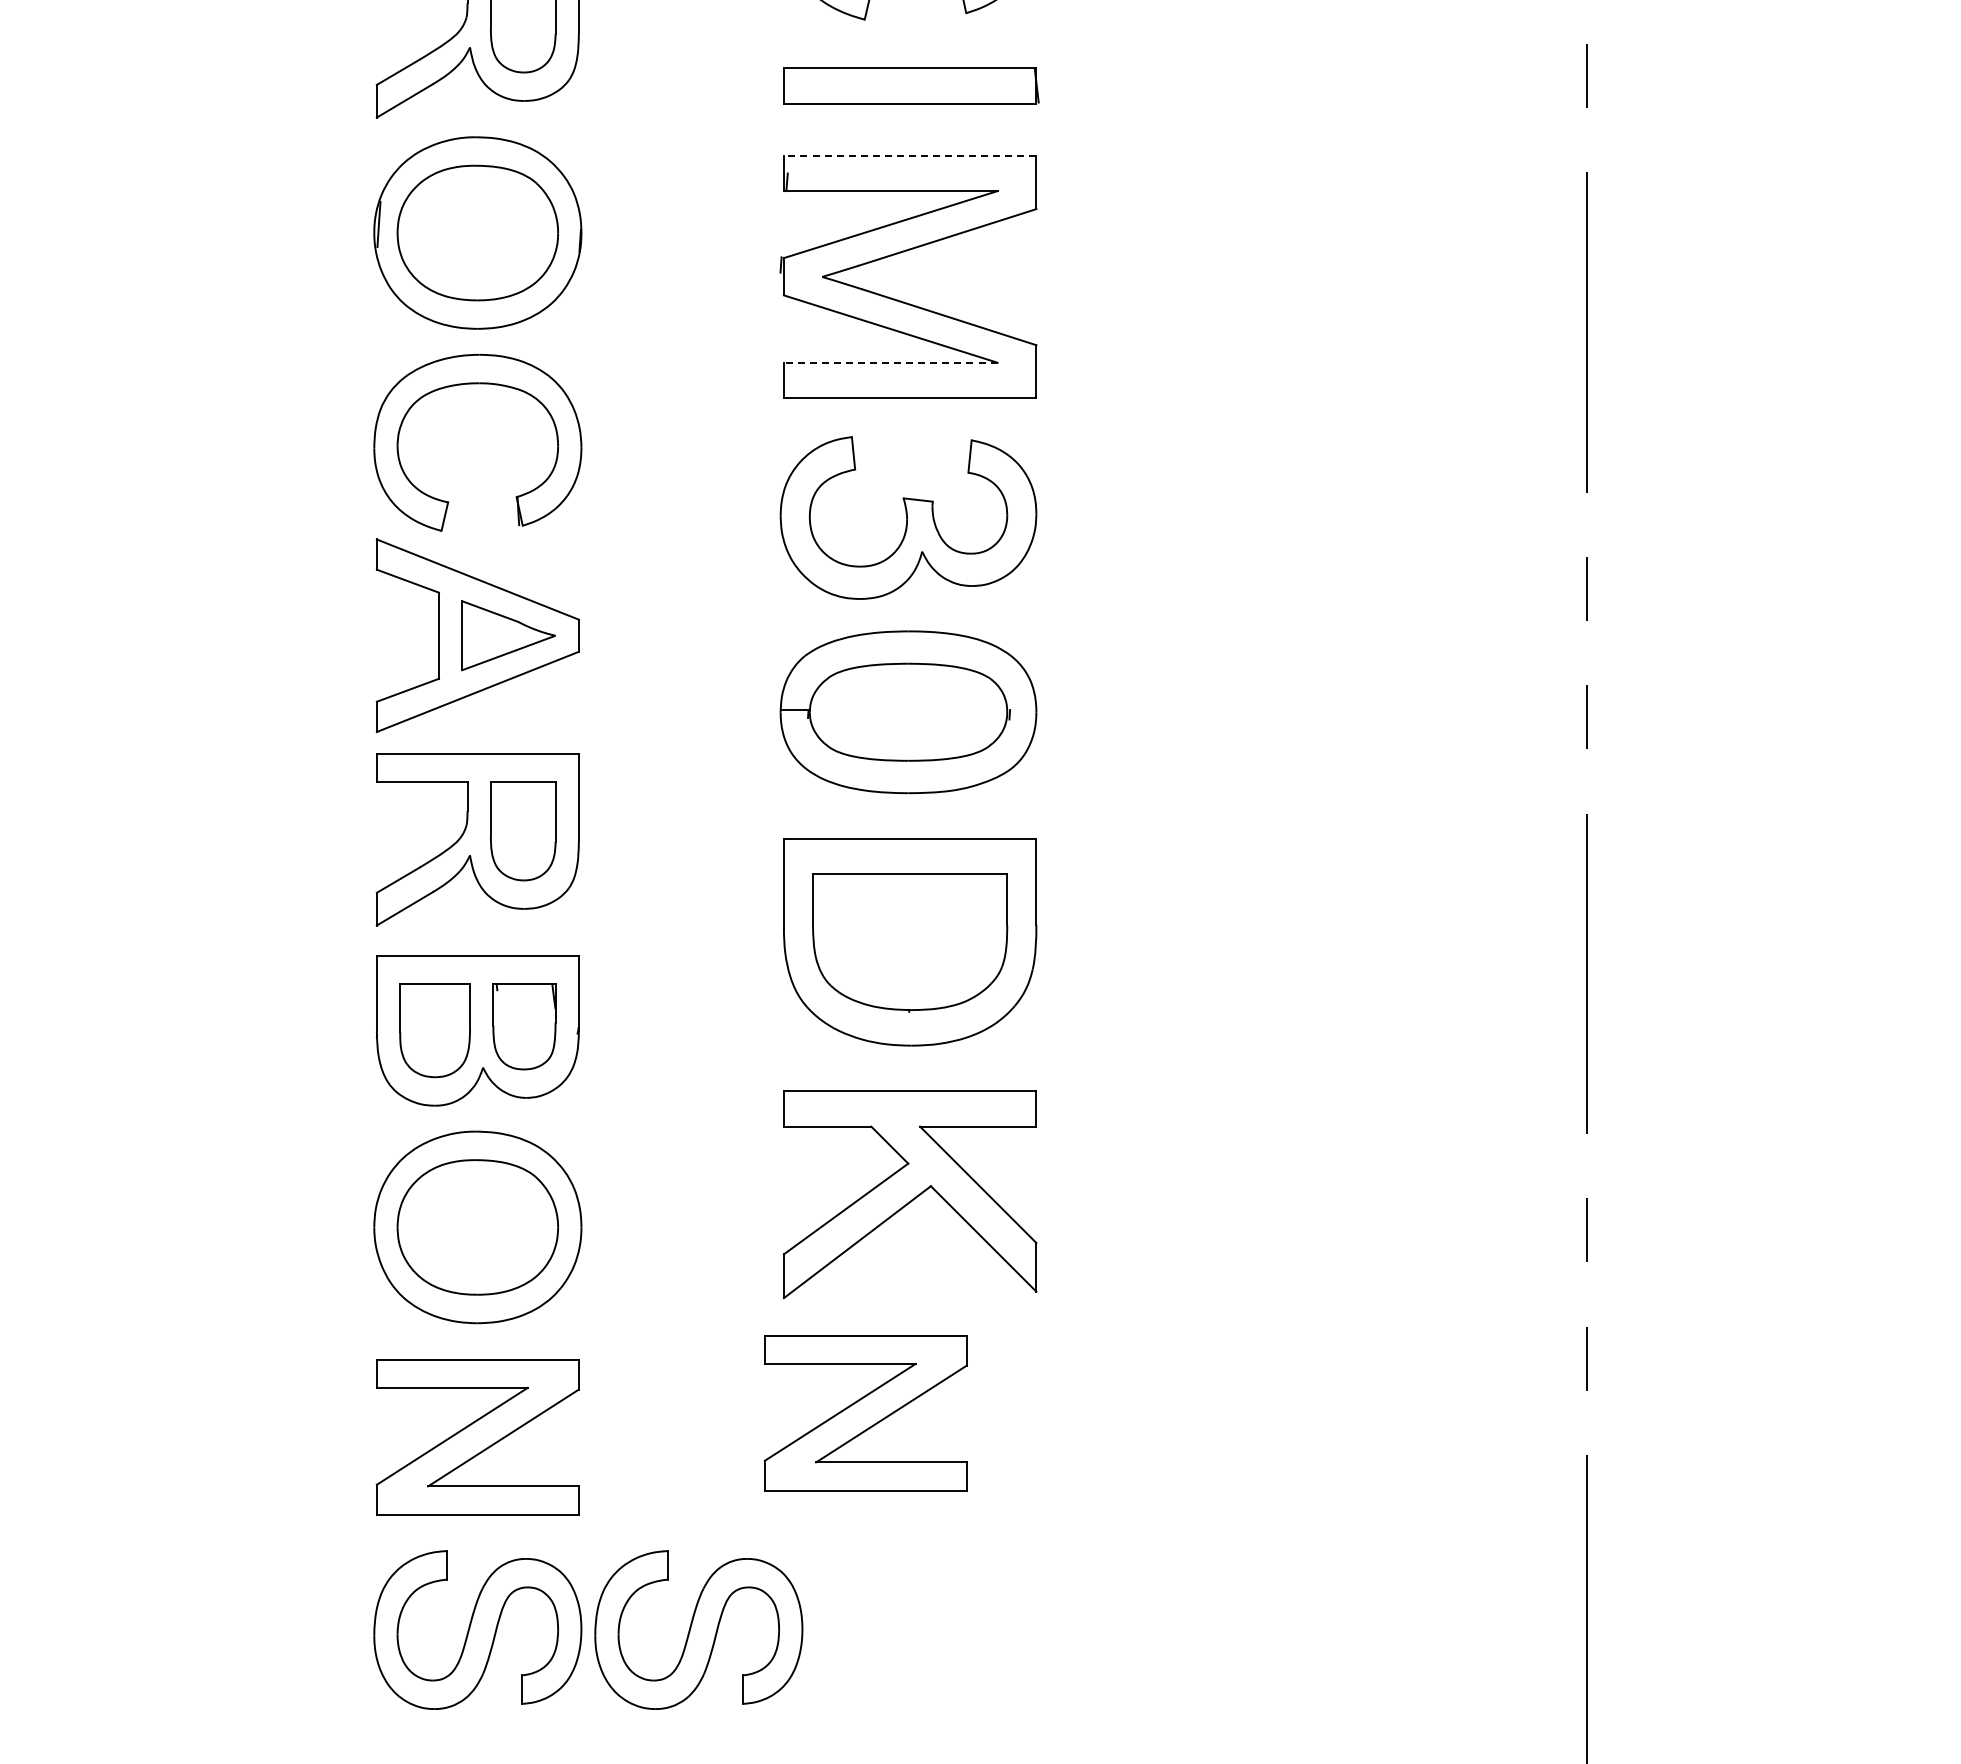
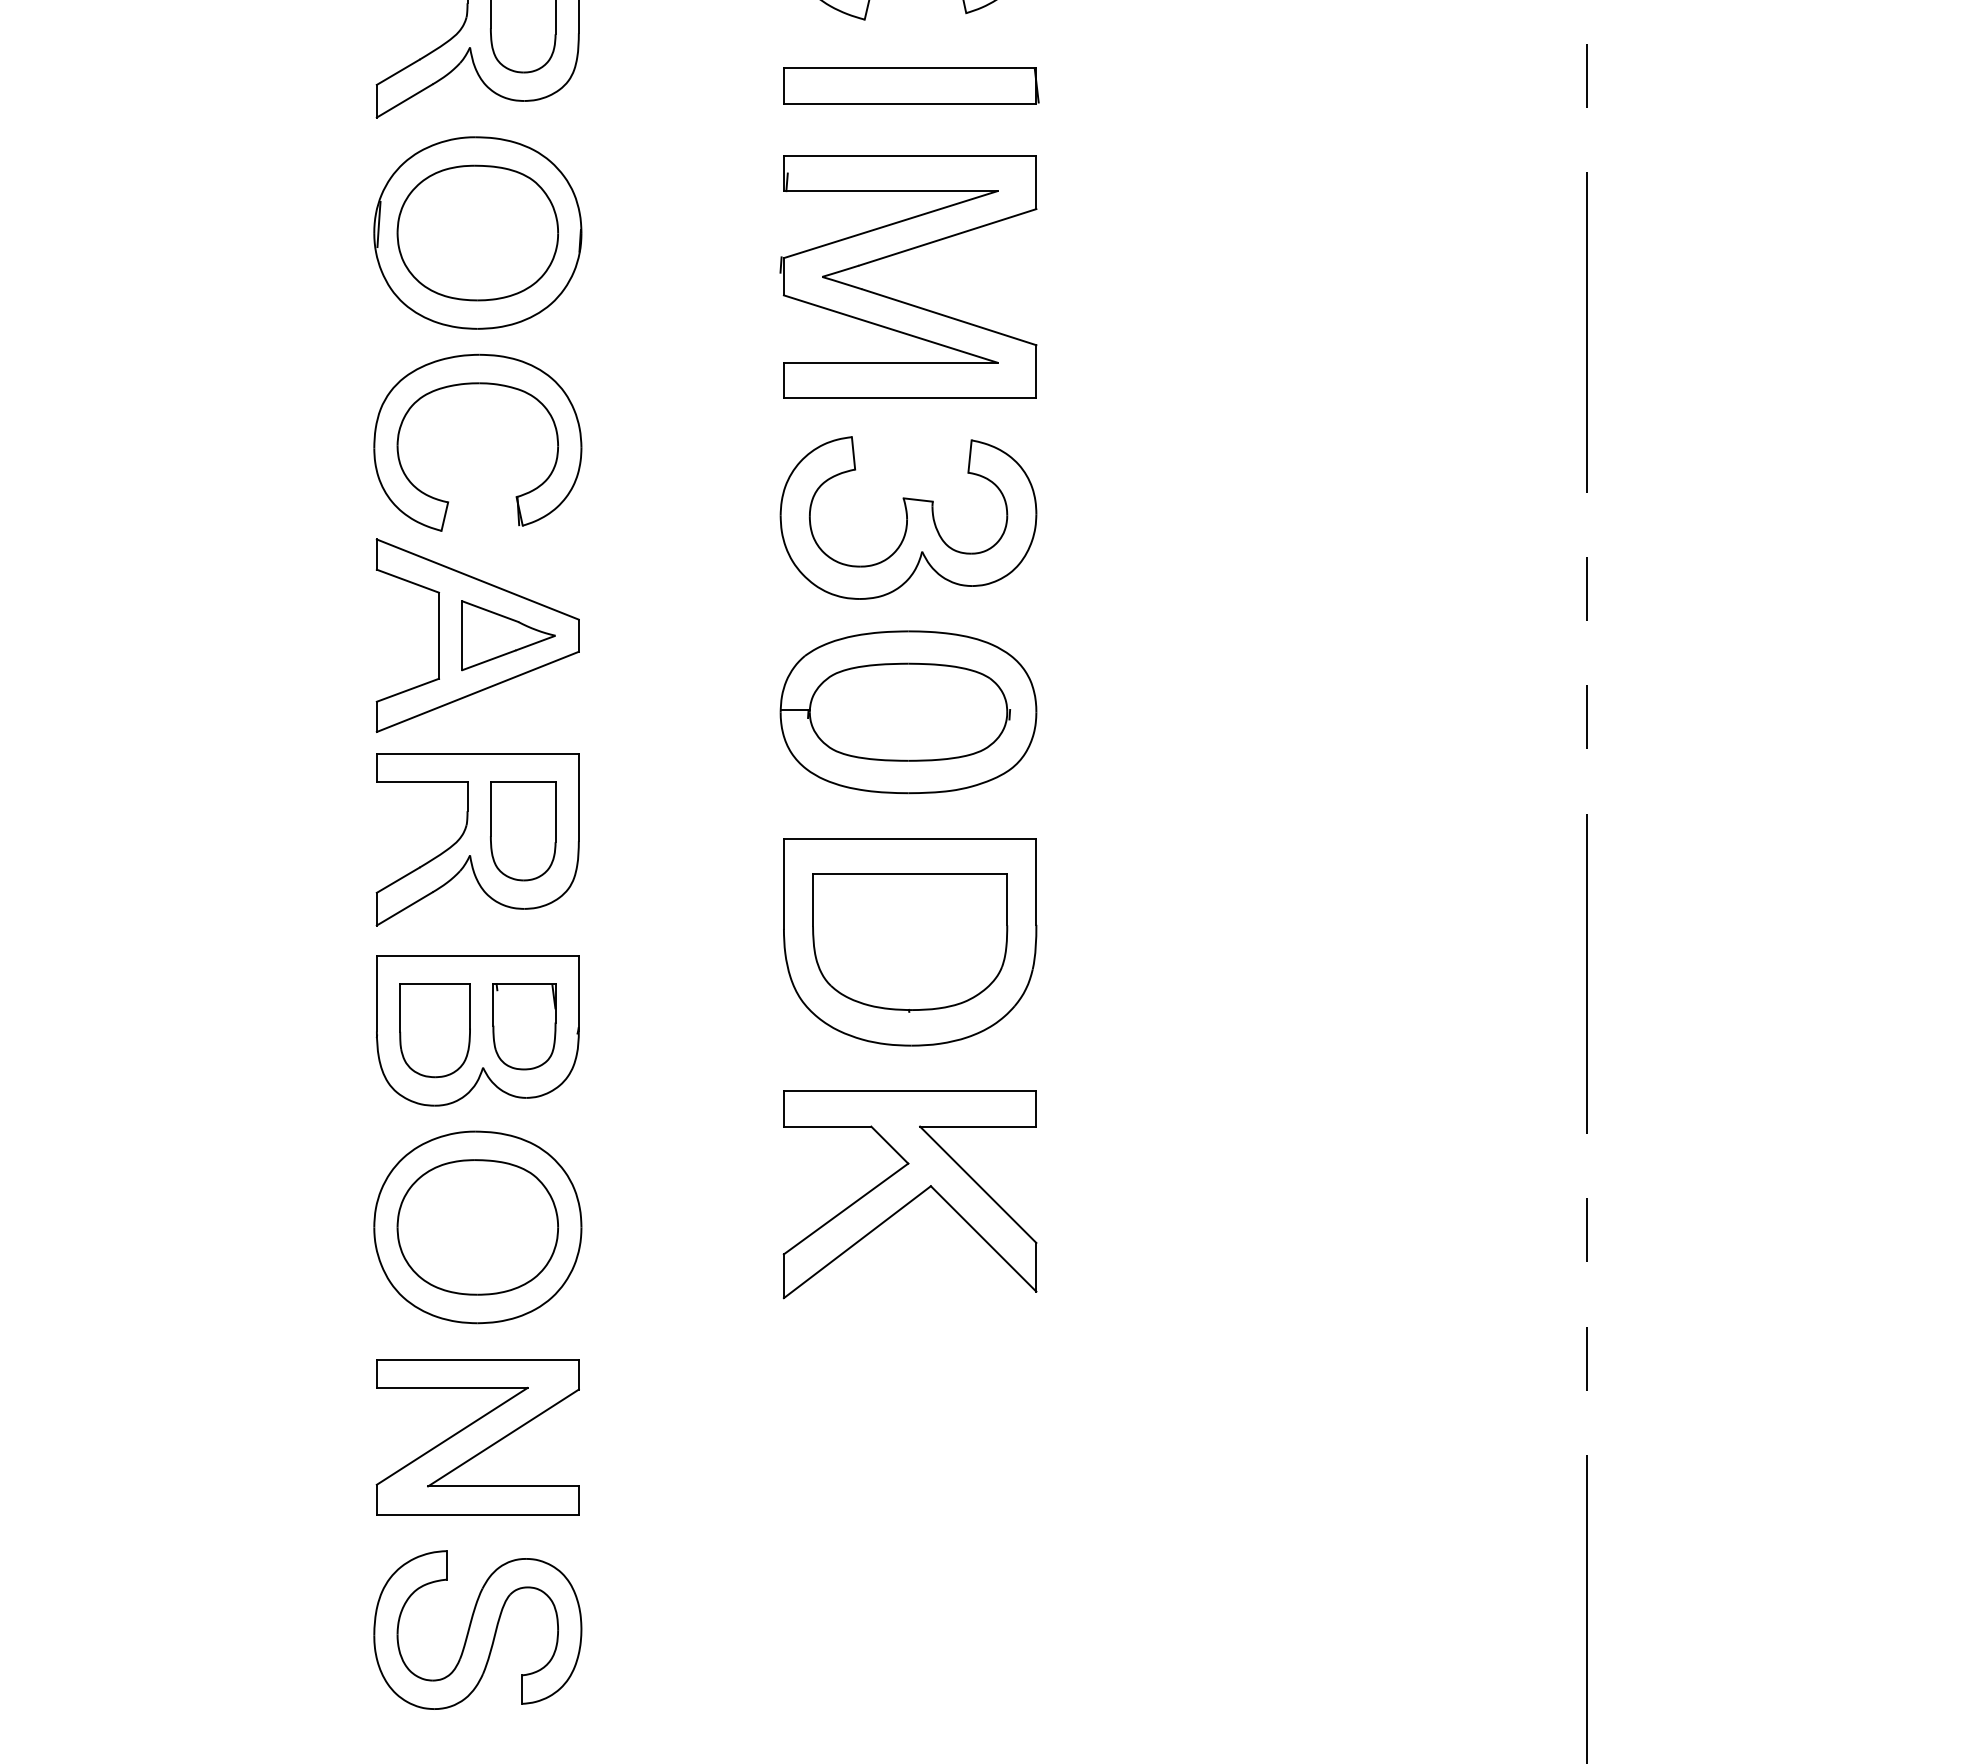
line: dashed -> solid (909, 155)
line: dashed -> solid (890, 362)
part: present -> none (865, 1413)
part: present -> none (698, 1629)
